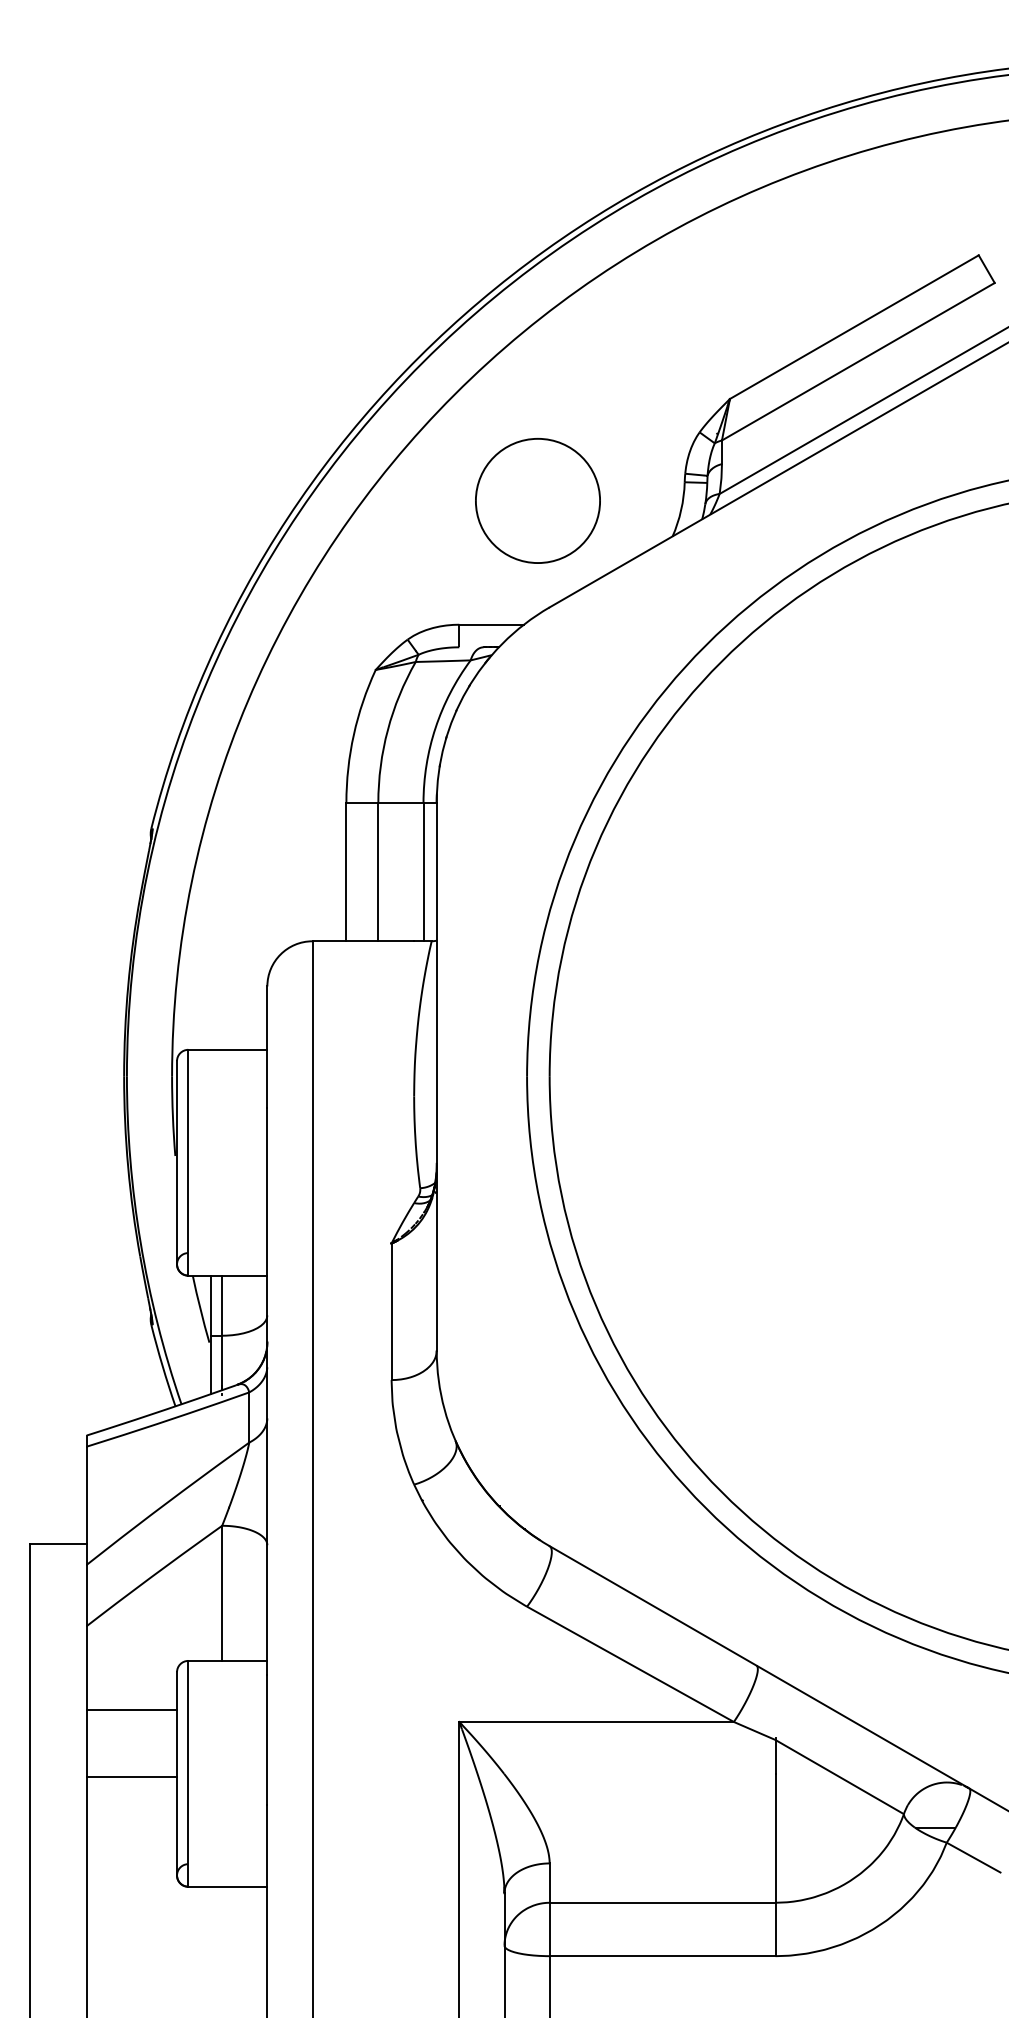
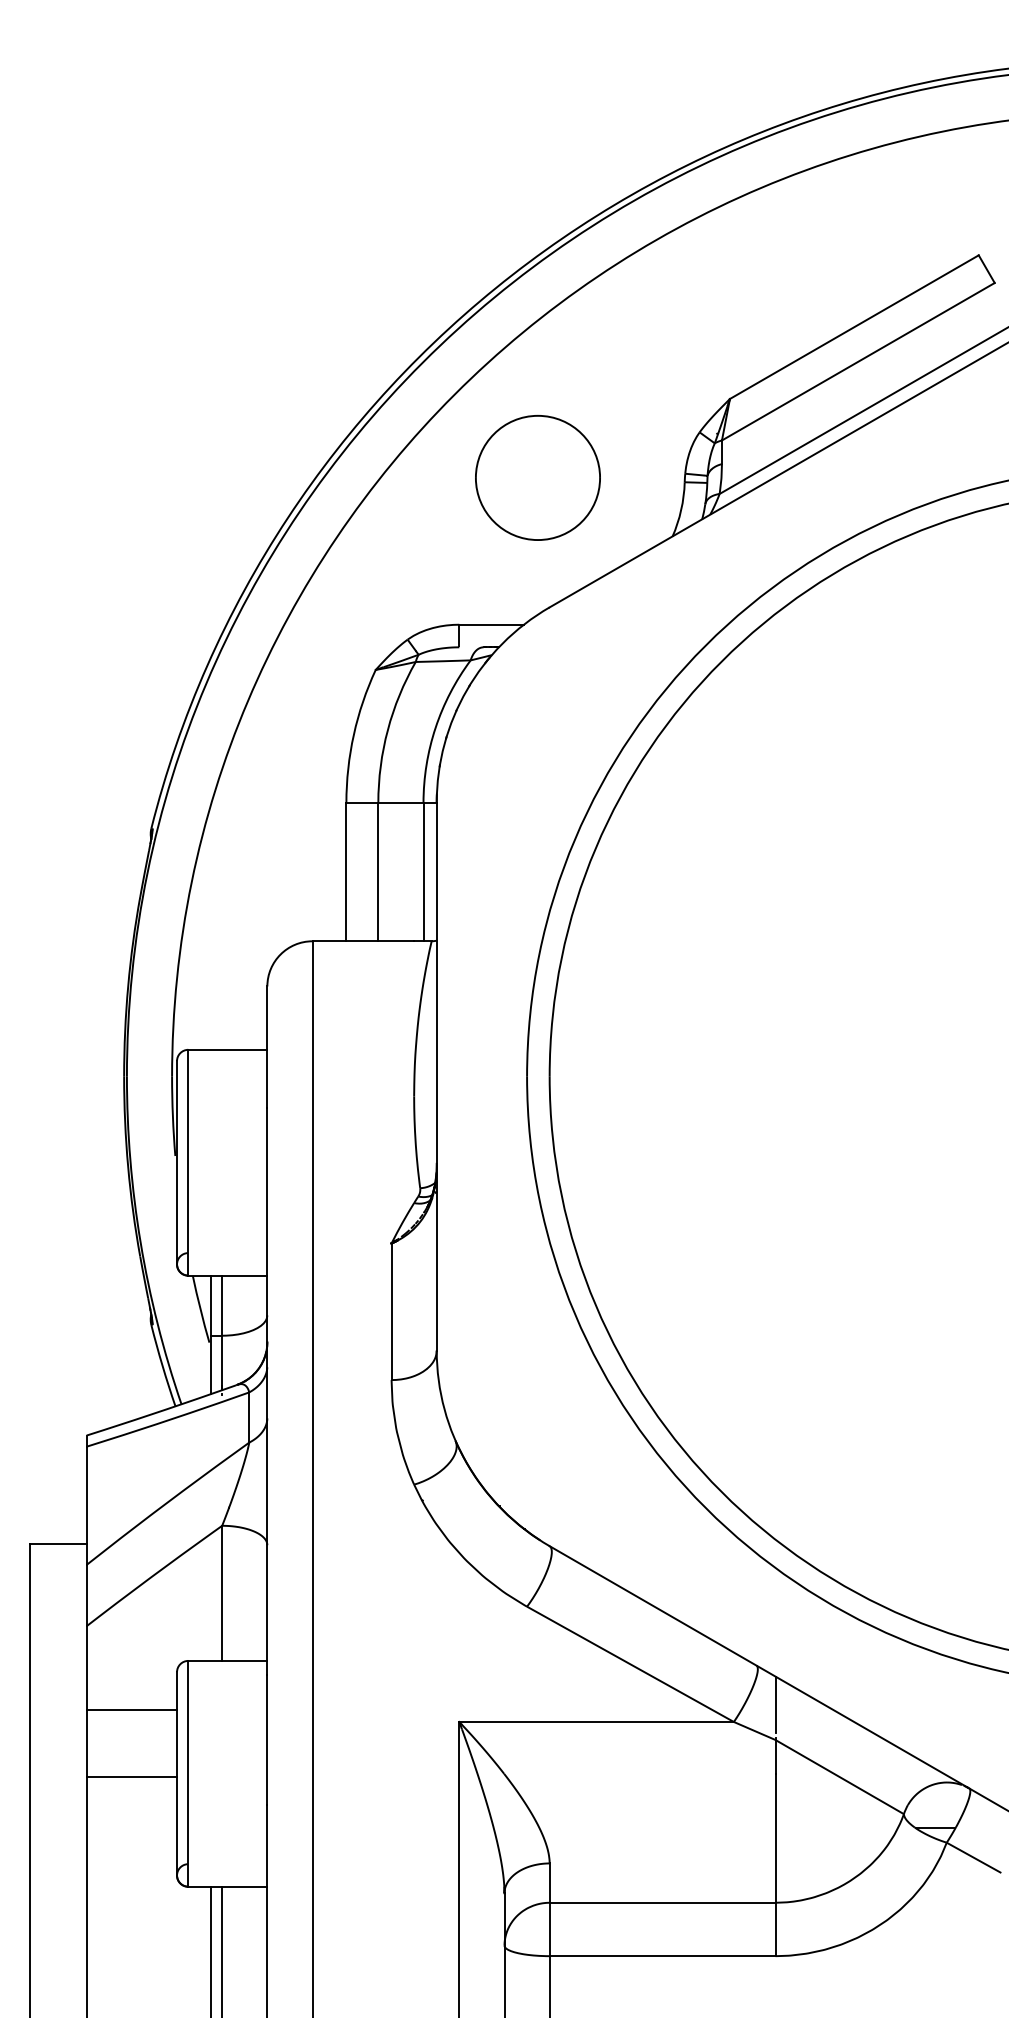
part position: (537, 500) -> (537, 477) (537, 477)
line: none -> present (775, 1704)
line: none -> present (210, 1950)
line: none -> present (222, 1950)
